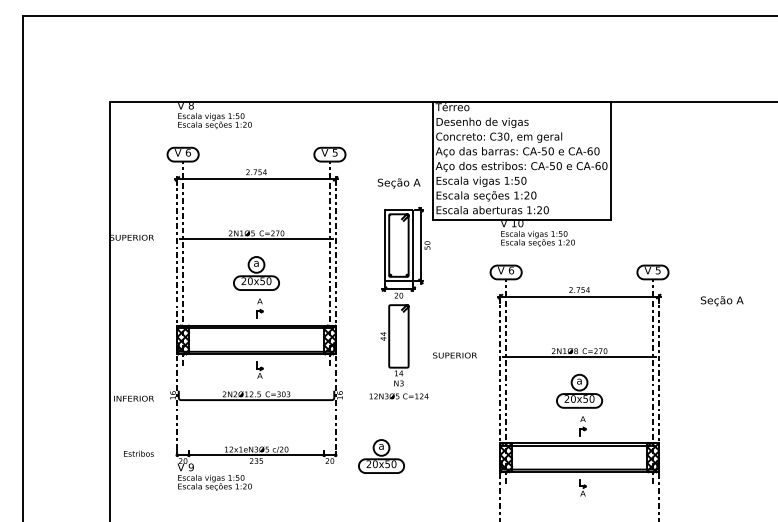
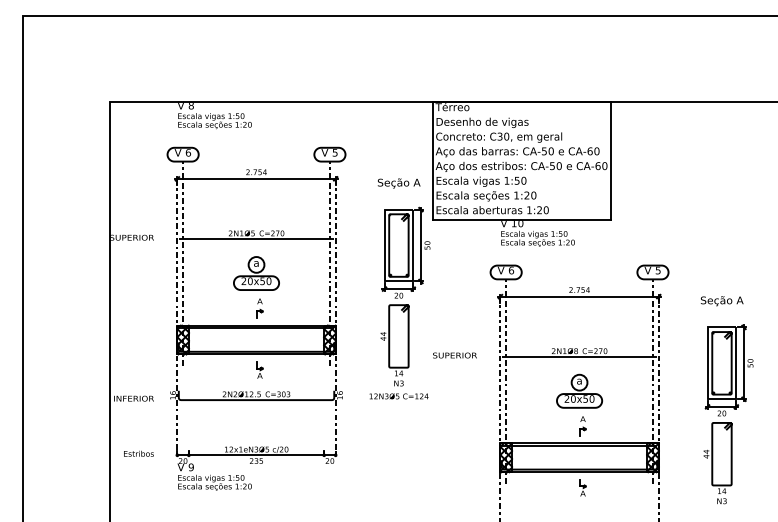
part: none -> present (728, 414)
part: present -> none (381, 456)
